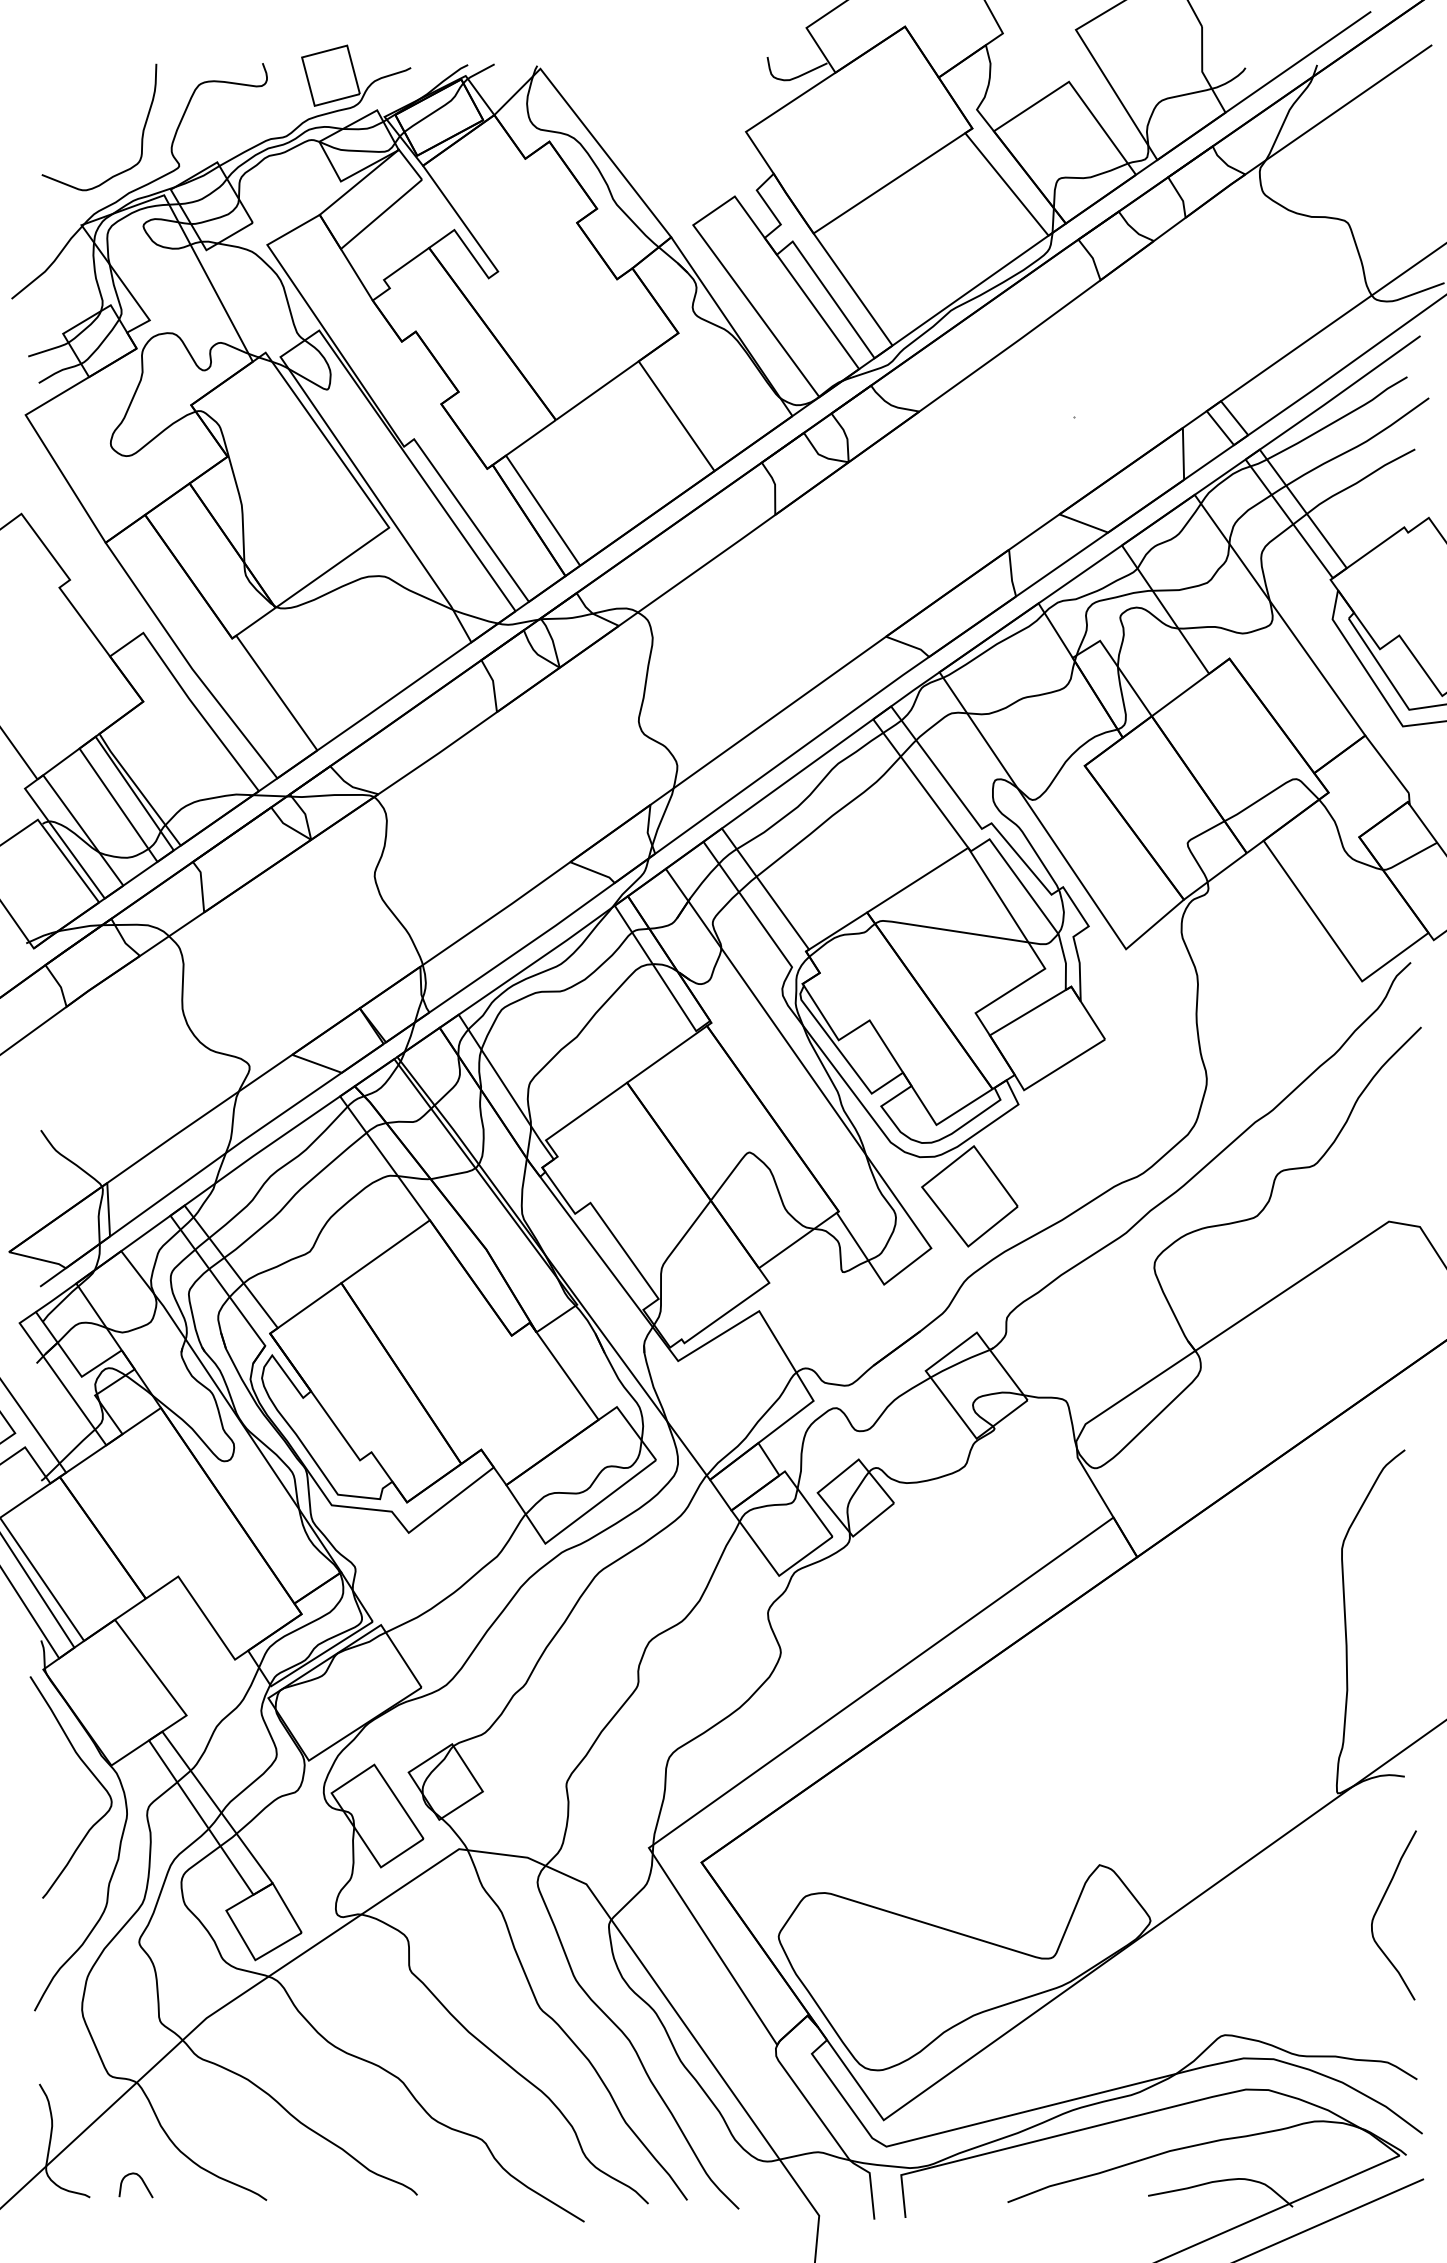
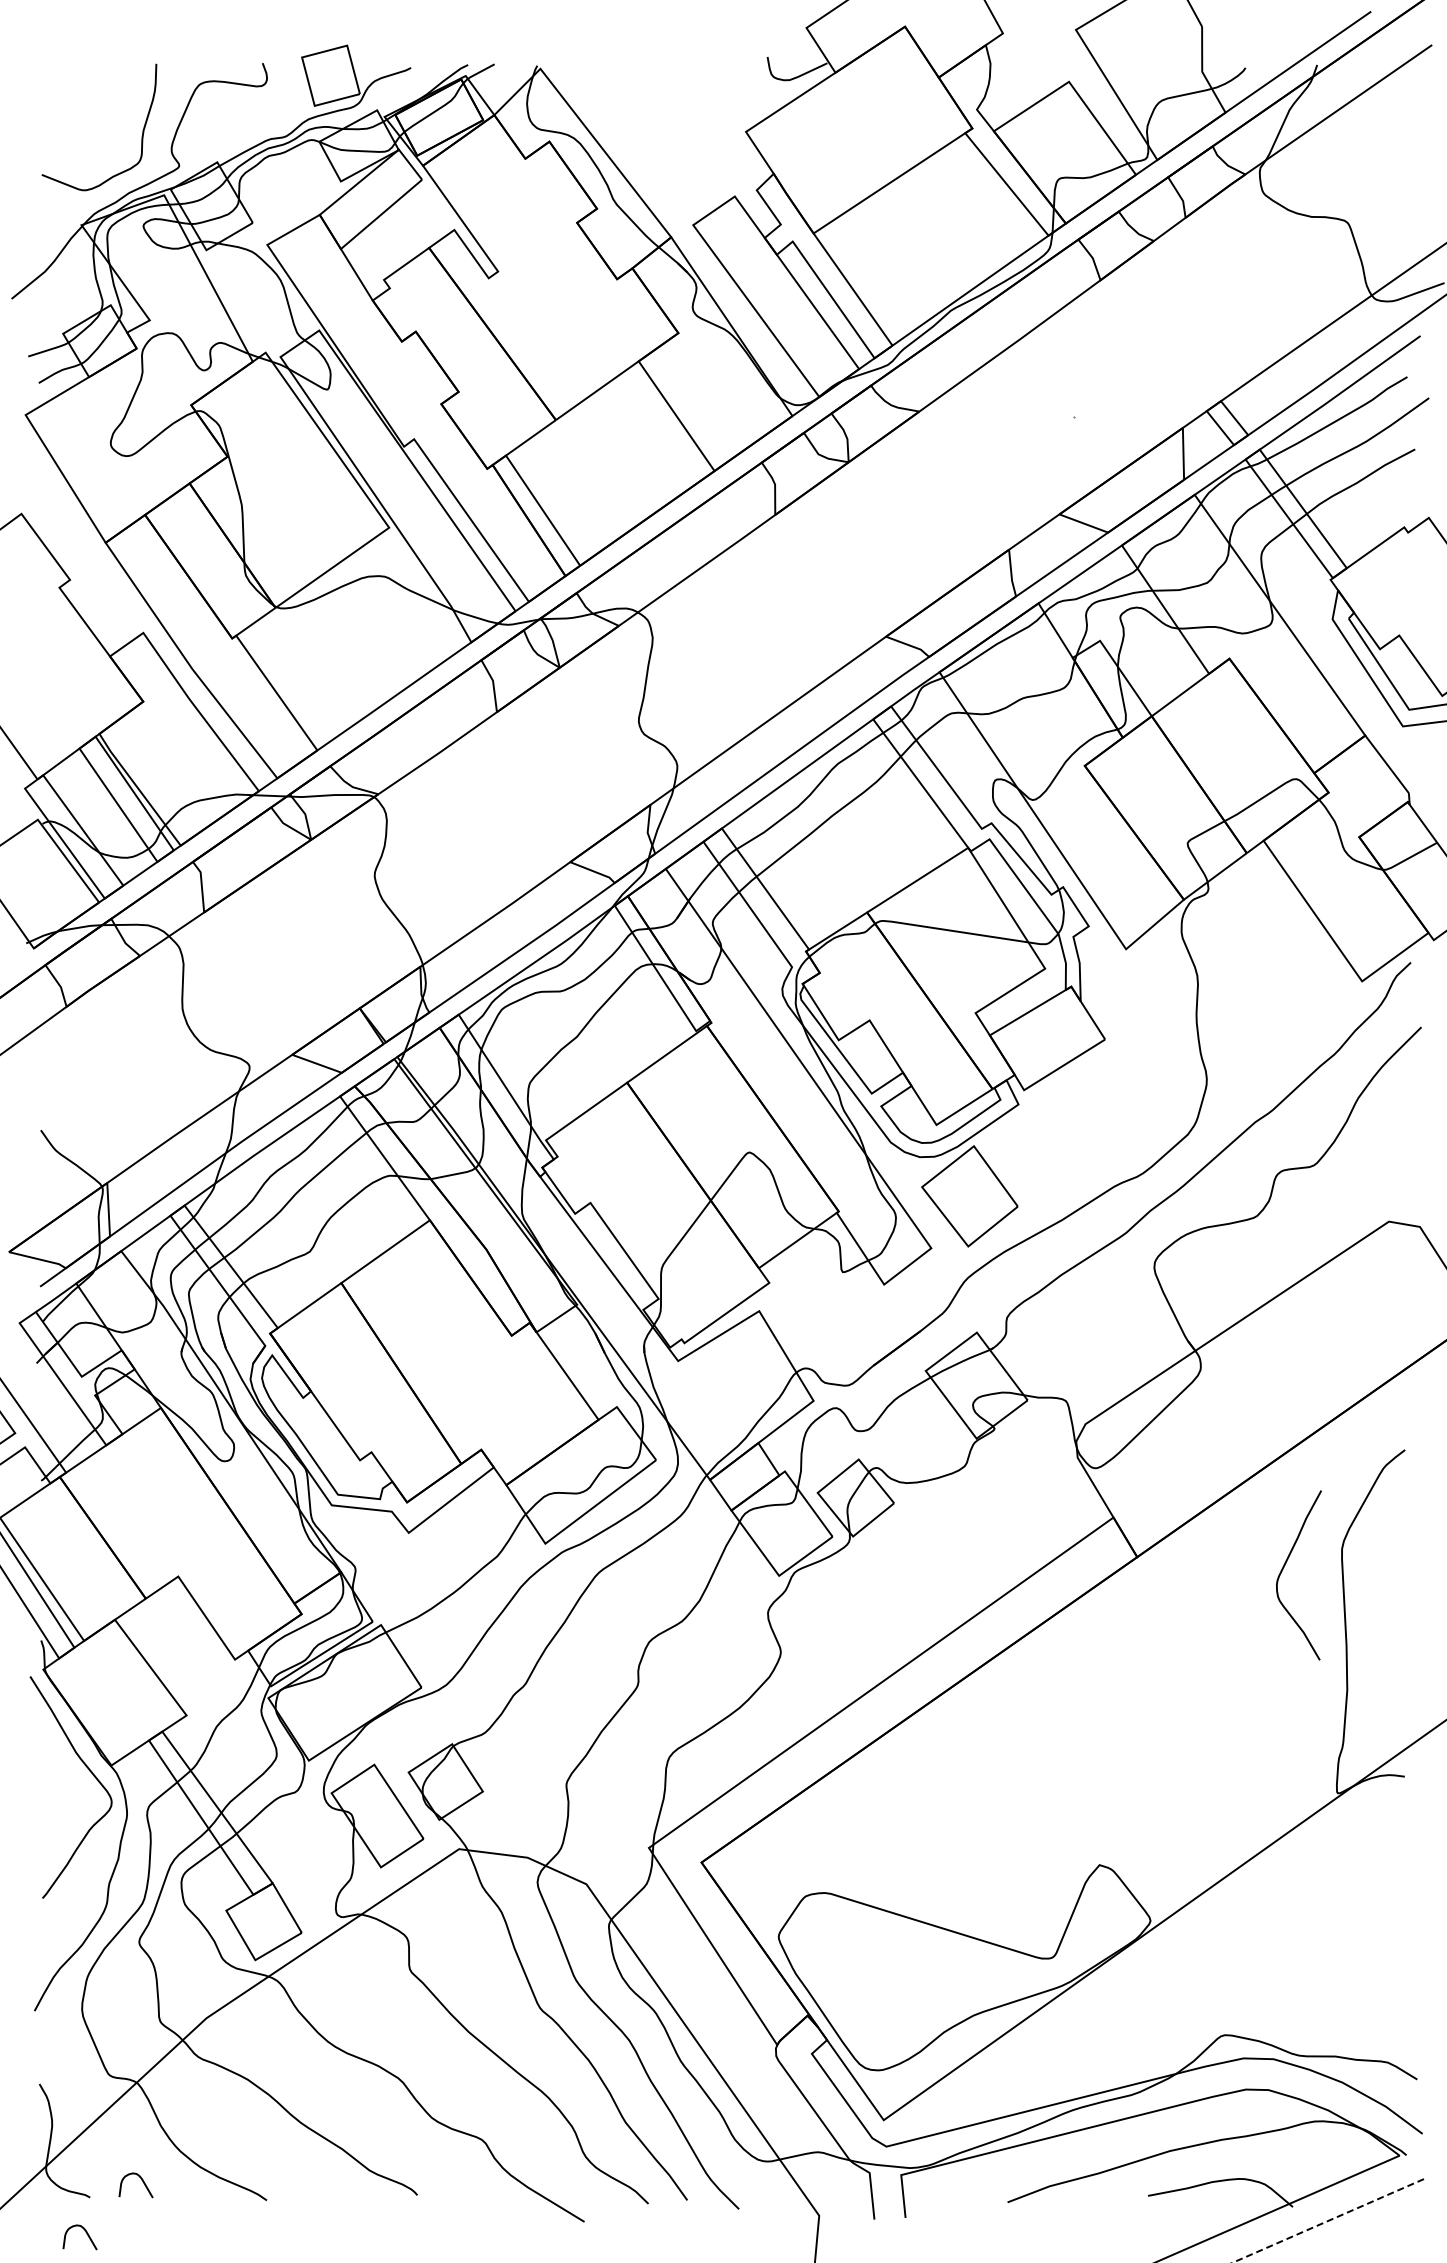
curve position: (1379, 1907) -> (1284, 1567) (1284, 1567)
line: solid -> dashed (1327, 2221)
curve: none -> present (86, 2234)
